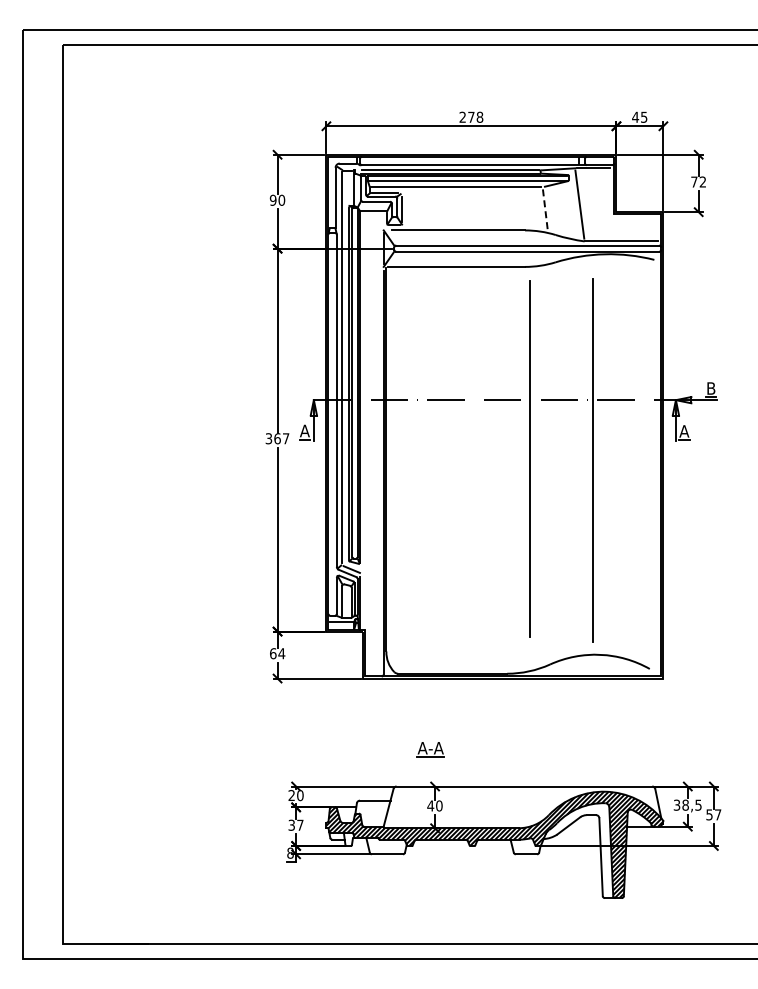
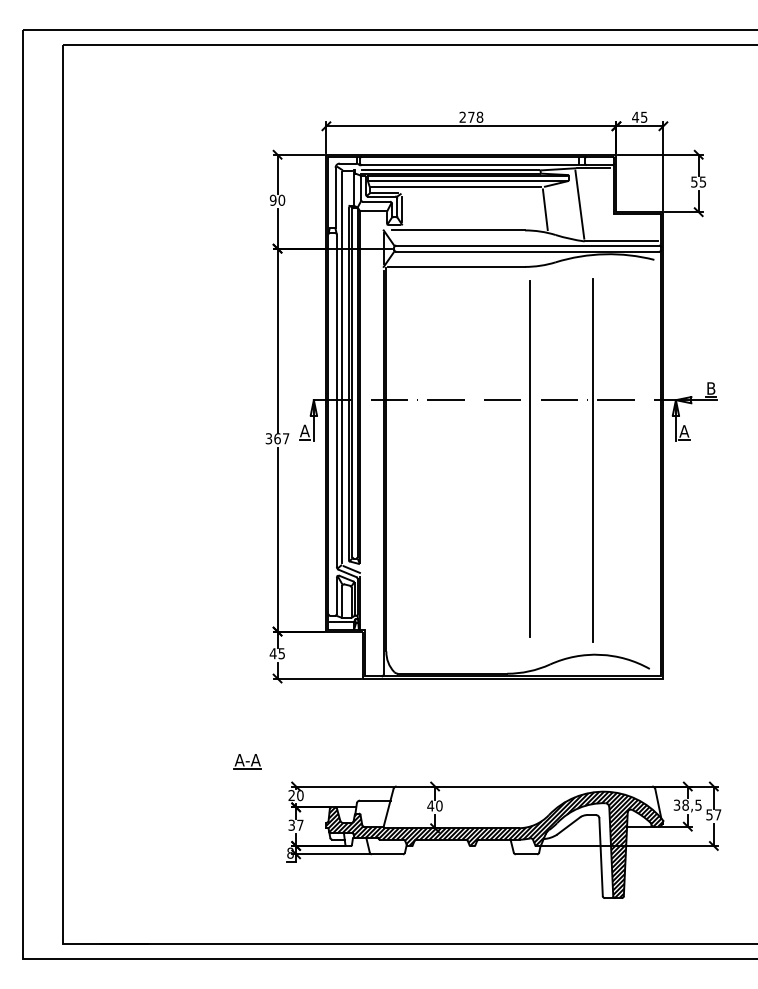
text: 72 -> 55 (698, 181)
line: dashed -> solid (545, 210)
text: 64 -> 45 (277, 653)
part position: (430, 749) -> (247, 761) (247, 761)
